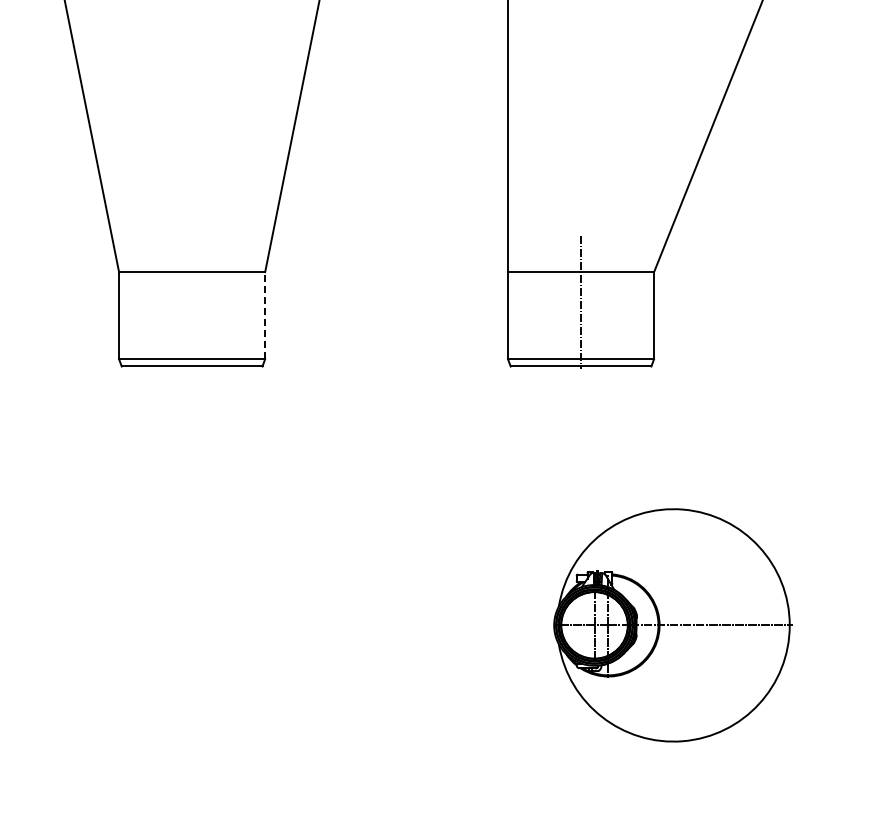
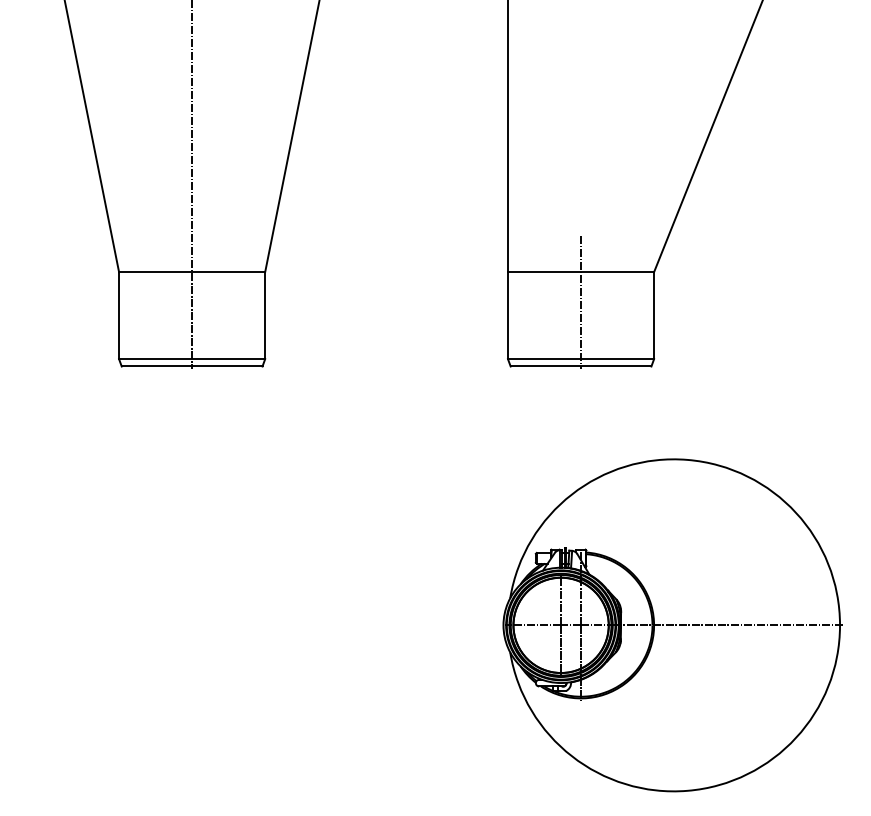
line: none -> present (192, 185)
line: dashed -> solid (265, 315)
part size: 240x235 px -> 341x335 px (672, 625)
